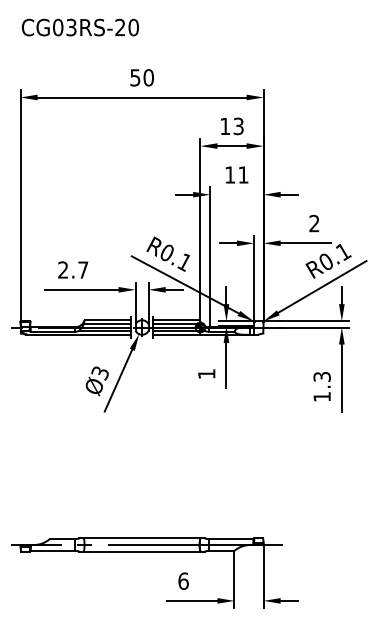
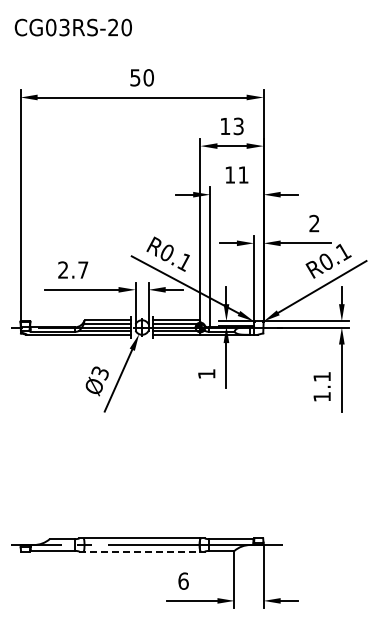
text position: (79, 27) -> (72, 27) (72, 27)
text: 1.3 -> 1.1 (321, 376)
line: solid -> dashed (140, 551)
